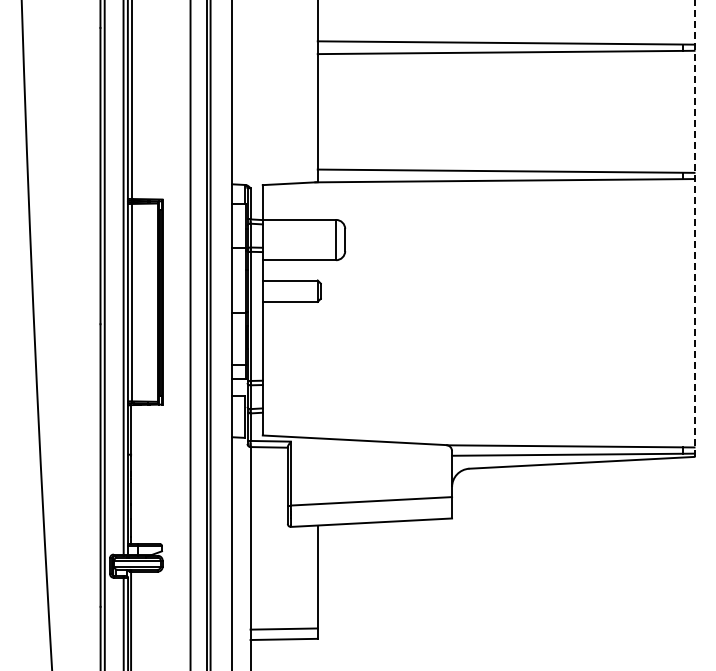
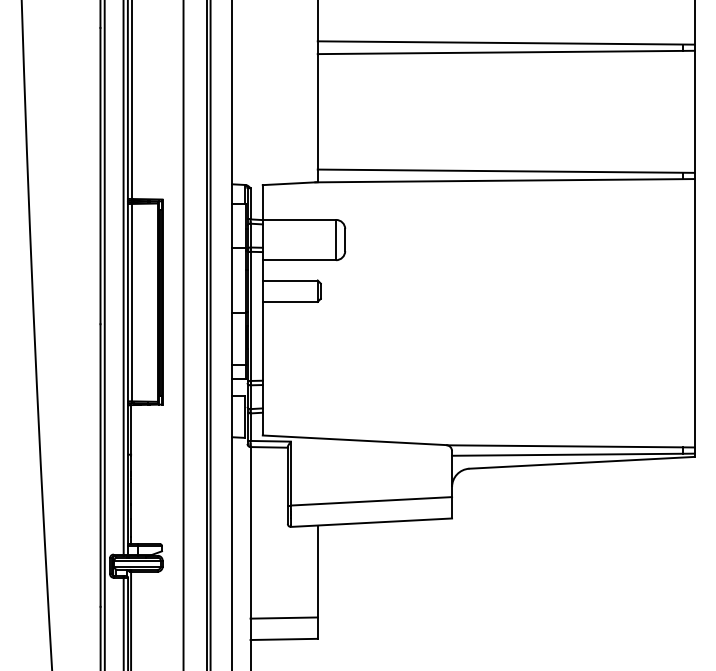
line: dashed -> solid (694, 227)
line position: (190, 334) -> (183, 334) (183, 334)
line position: (283, 628) -> (283, 617) (283, 617)
